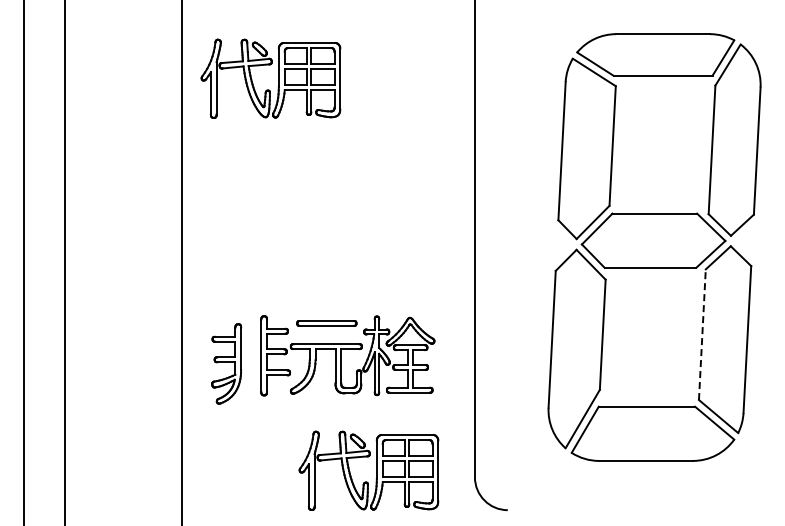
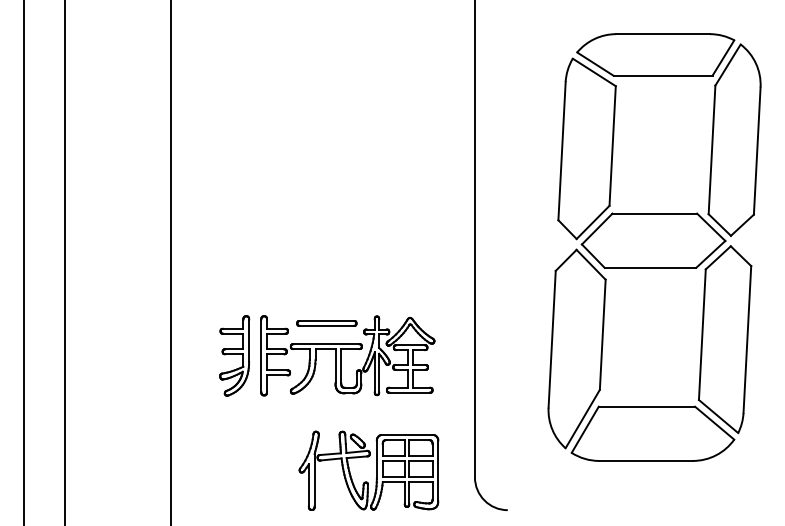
part: present -> none (278, 78)
line position: (182, 262) -> (171, 262) (171, 262)
line: dashed -> solid (702, 334)
part position: (226, 363) -> (234, 355) (234, 355)
